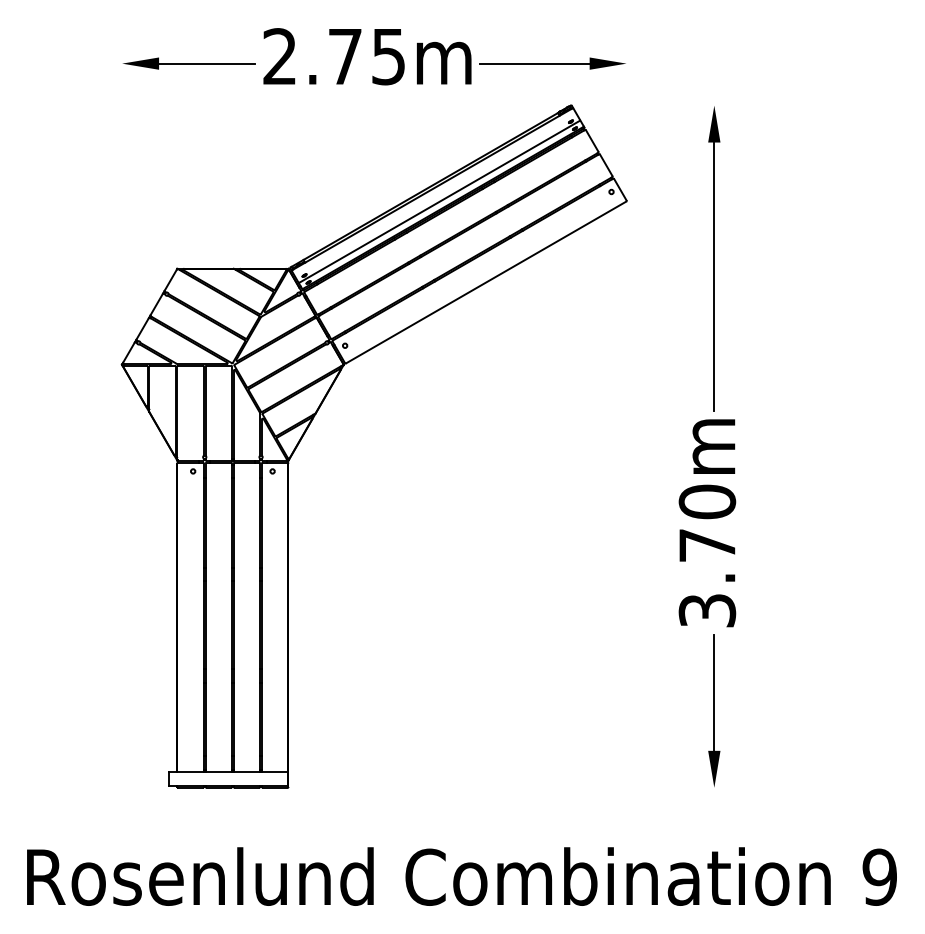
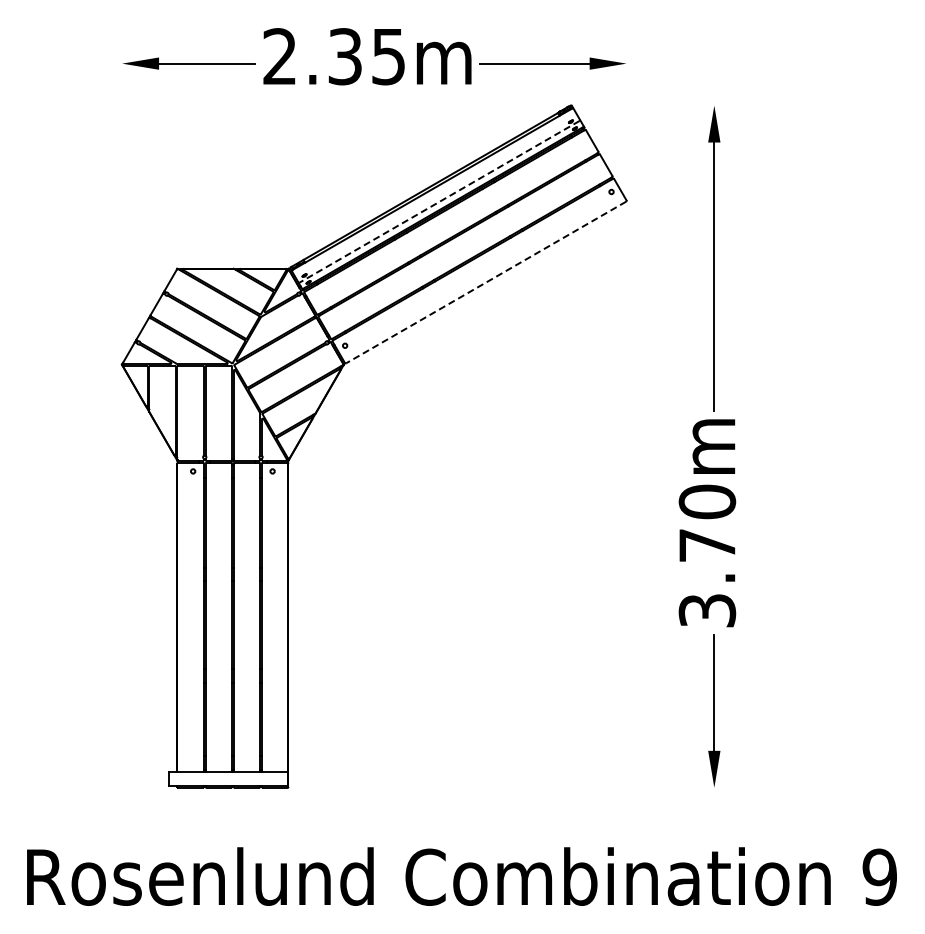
text: 2.75m -> 2.35m (344, 56)
line: solid -> dashed (439, 201)
line: solid -> dashed (486, 282)
